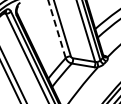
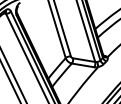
line: dashed -> solid (56, 28)
